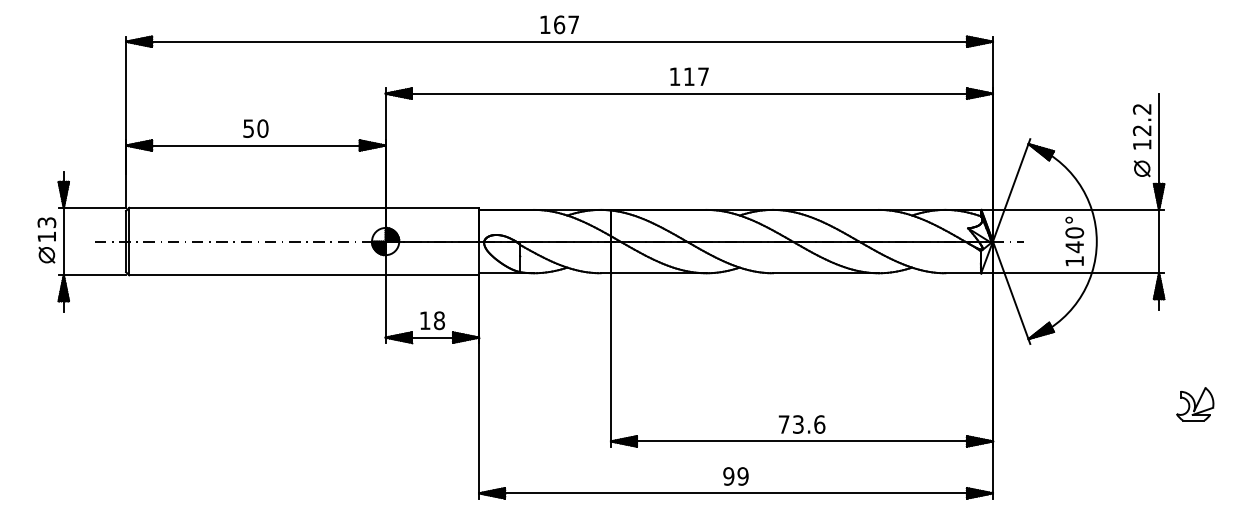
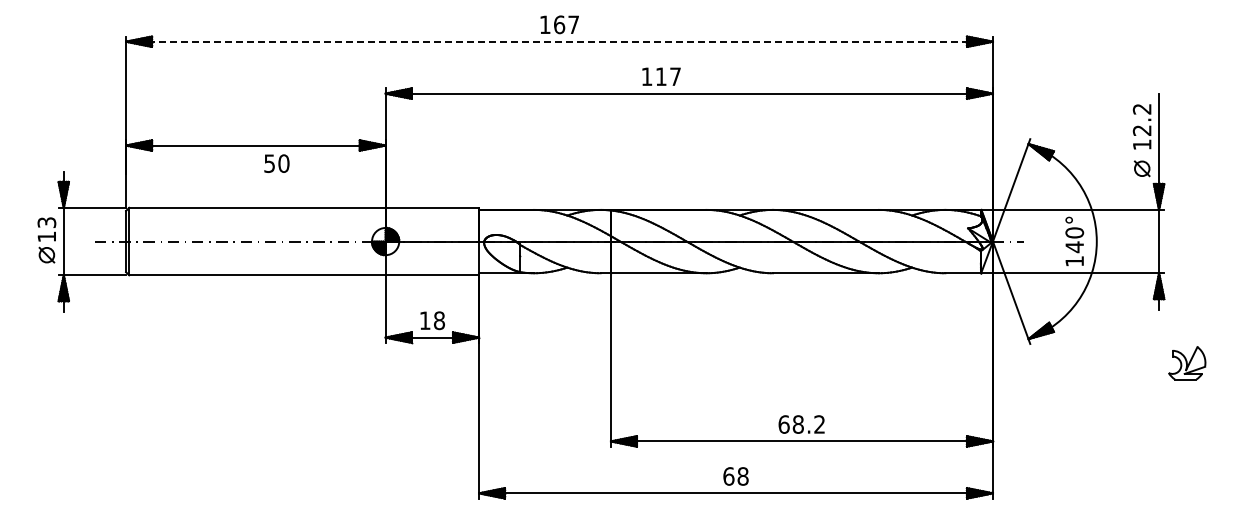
line: solid -> dashed (560, 41)
text position: (689, 76) -> (661, 76) (661, 76)
text position: (255, 128) -> (276, 163) (276, 163)
part position: (1195, 404) -> (1187, 363) (1187, 363)
text: 73.6 -> 68.2 (801, 424)
text: 99 -> 68 (735, 476)
